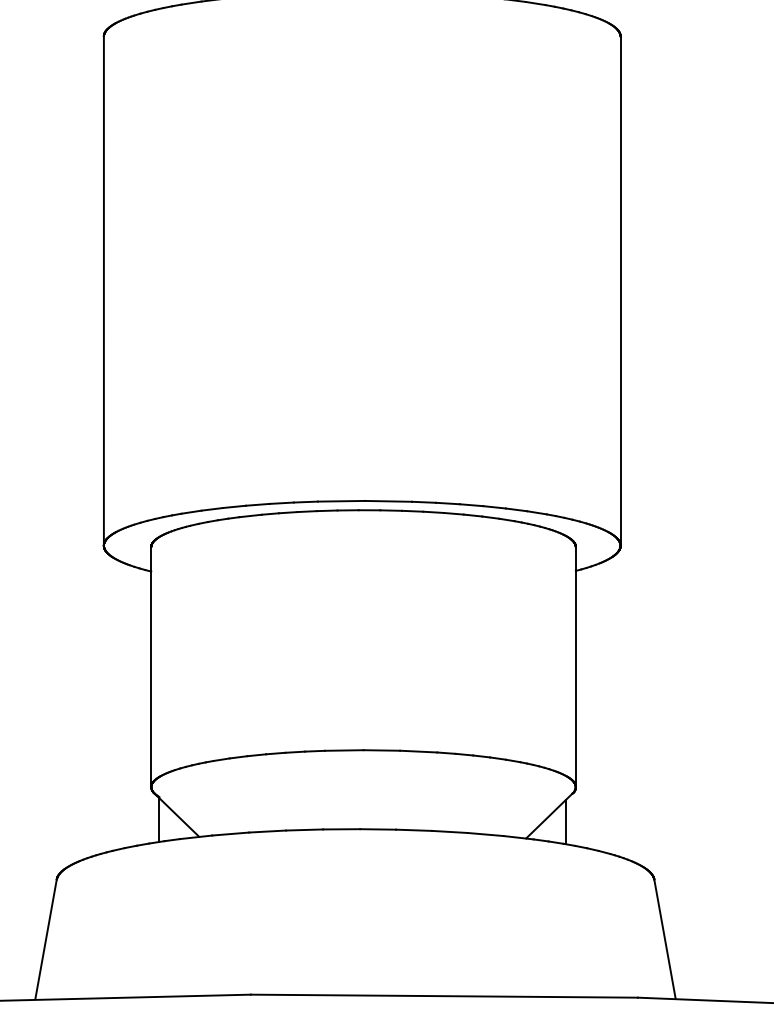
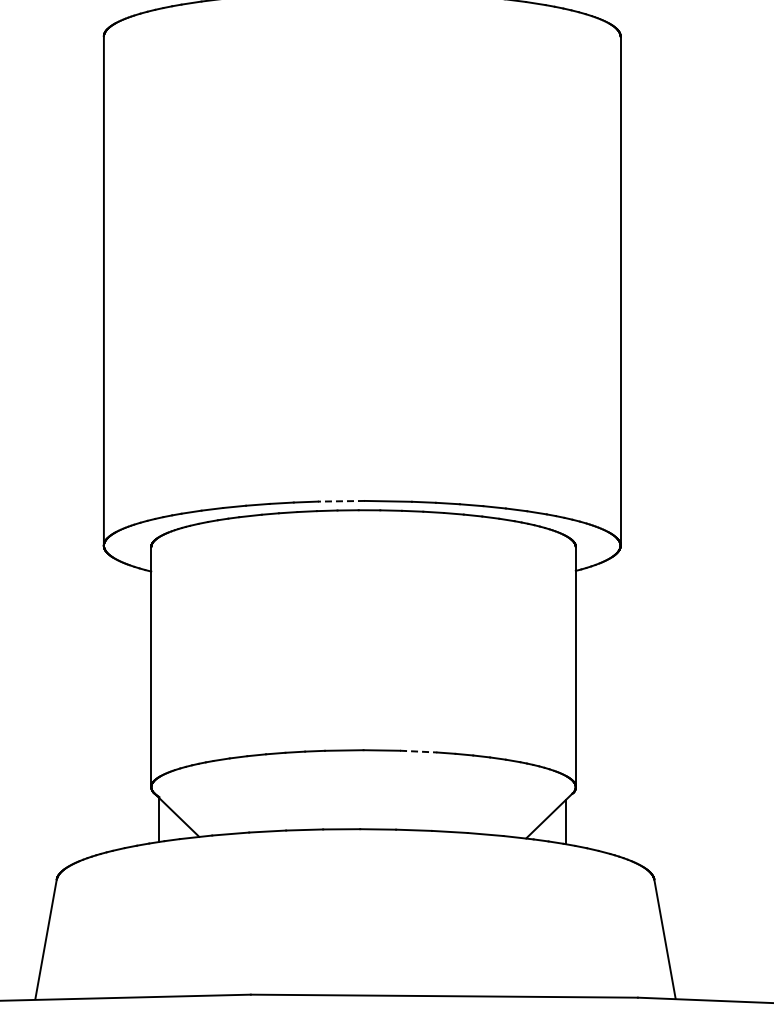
line: solid -> dashed (341, 501)
line: solid -> dashed (418, 751)
